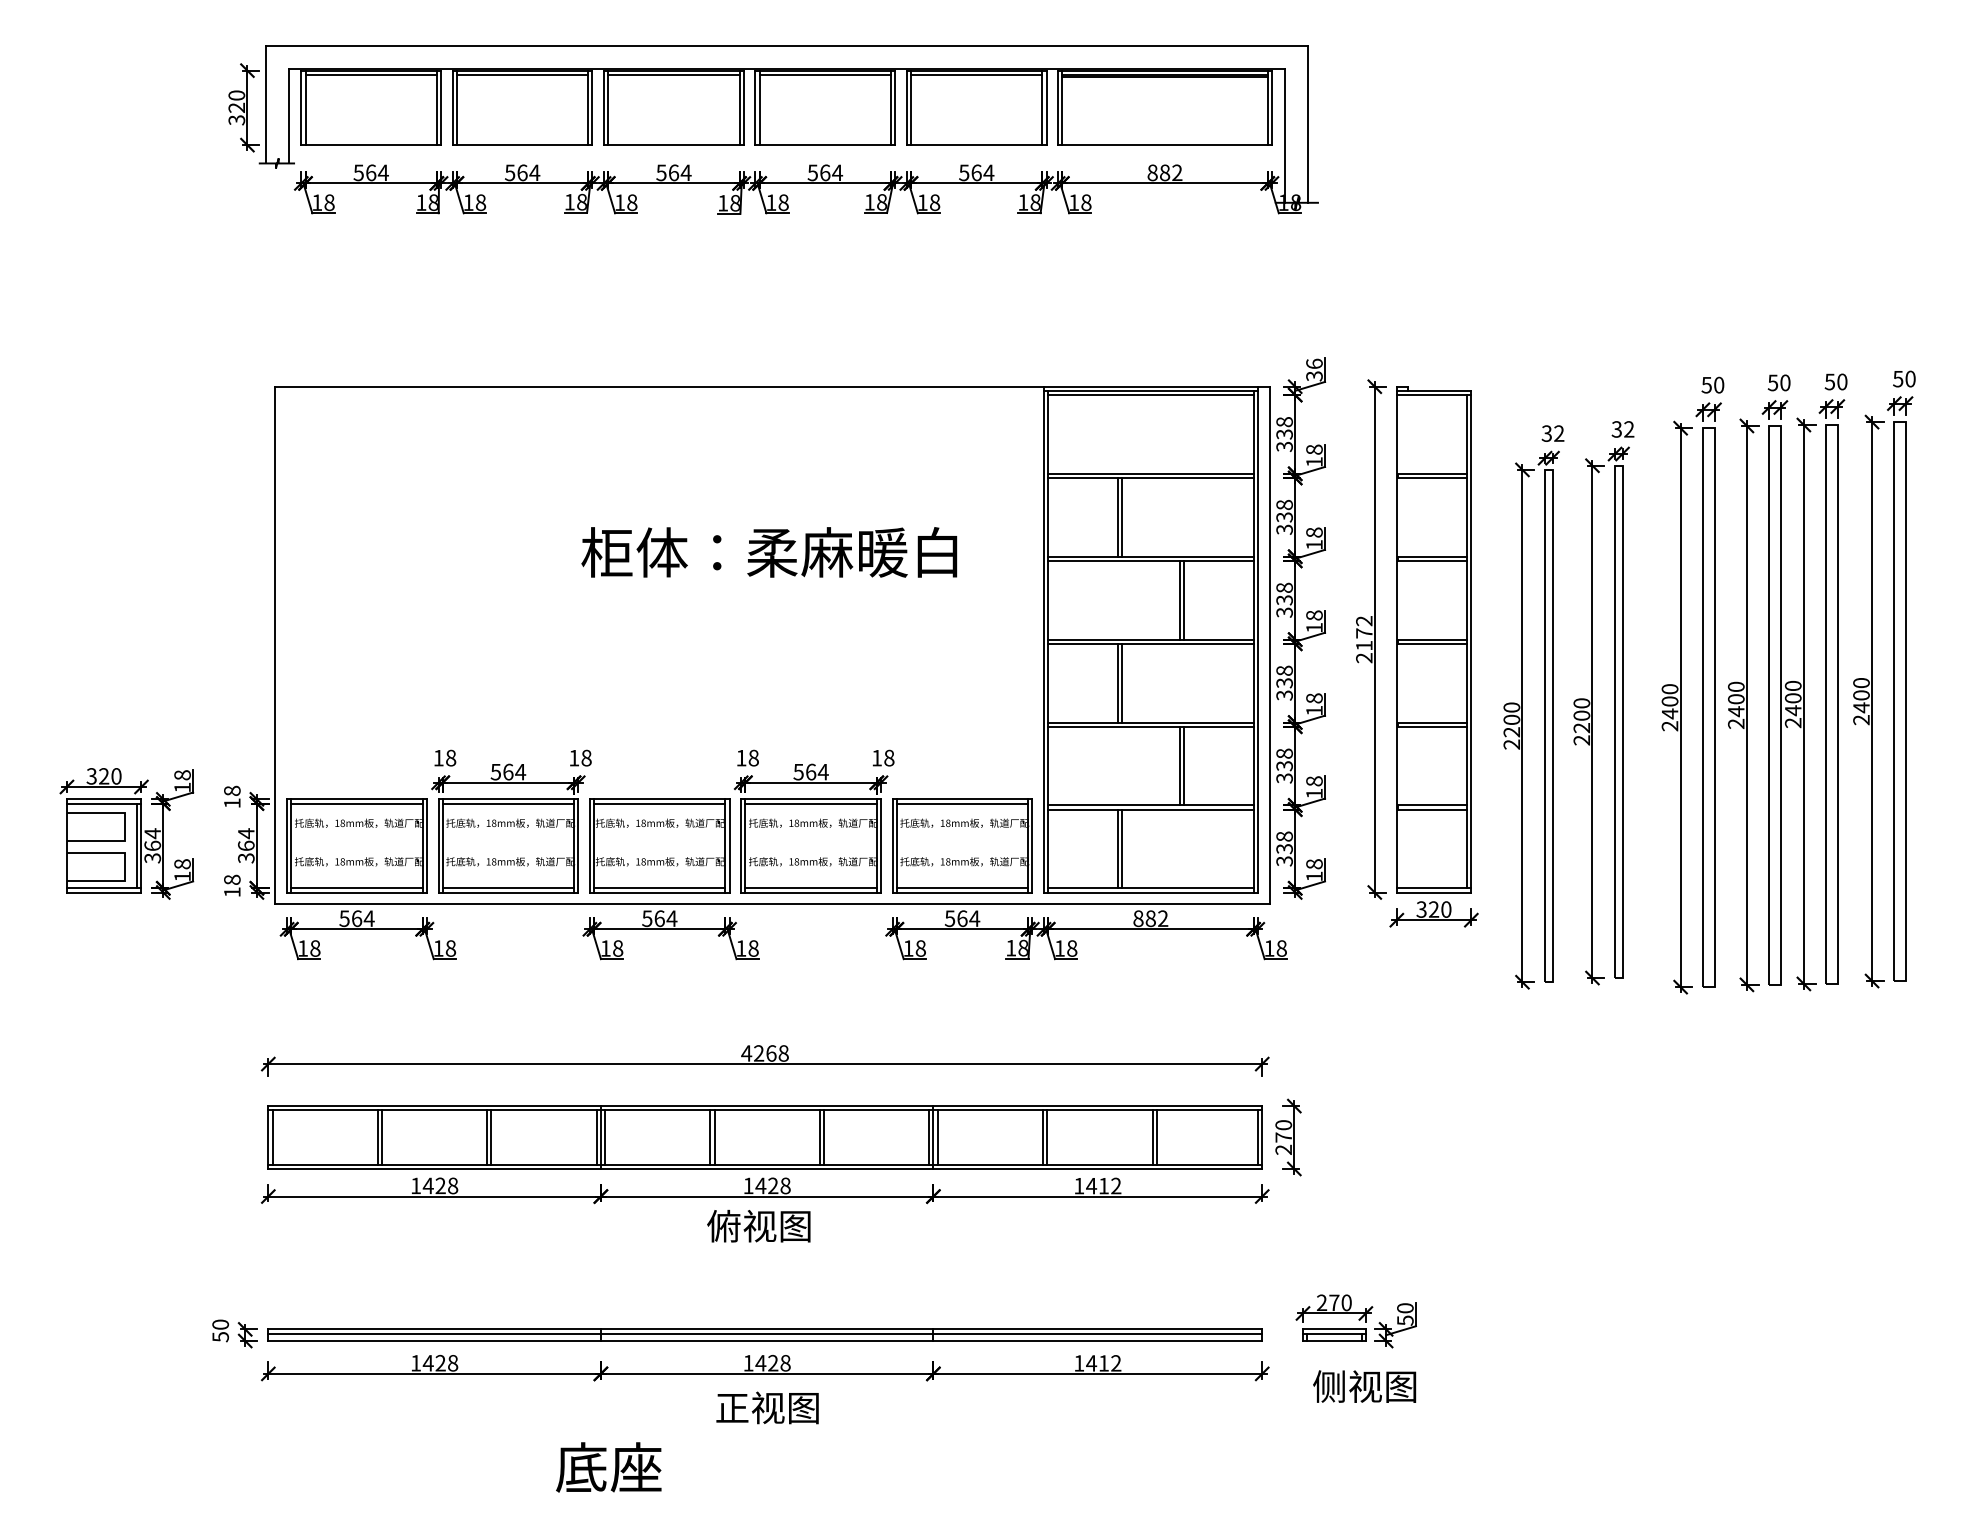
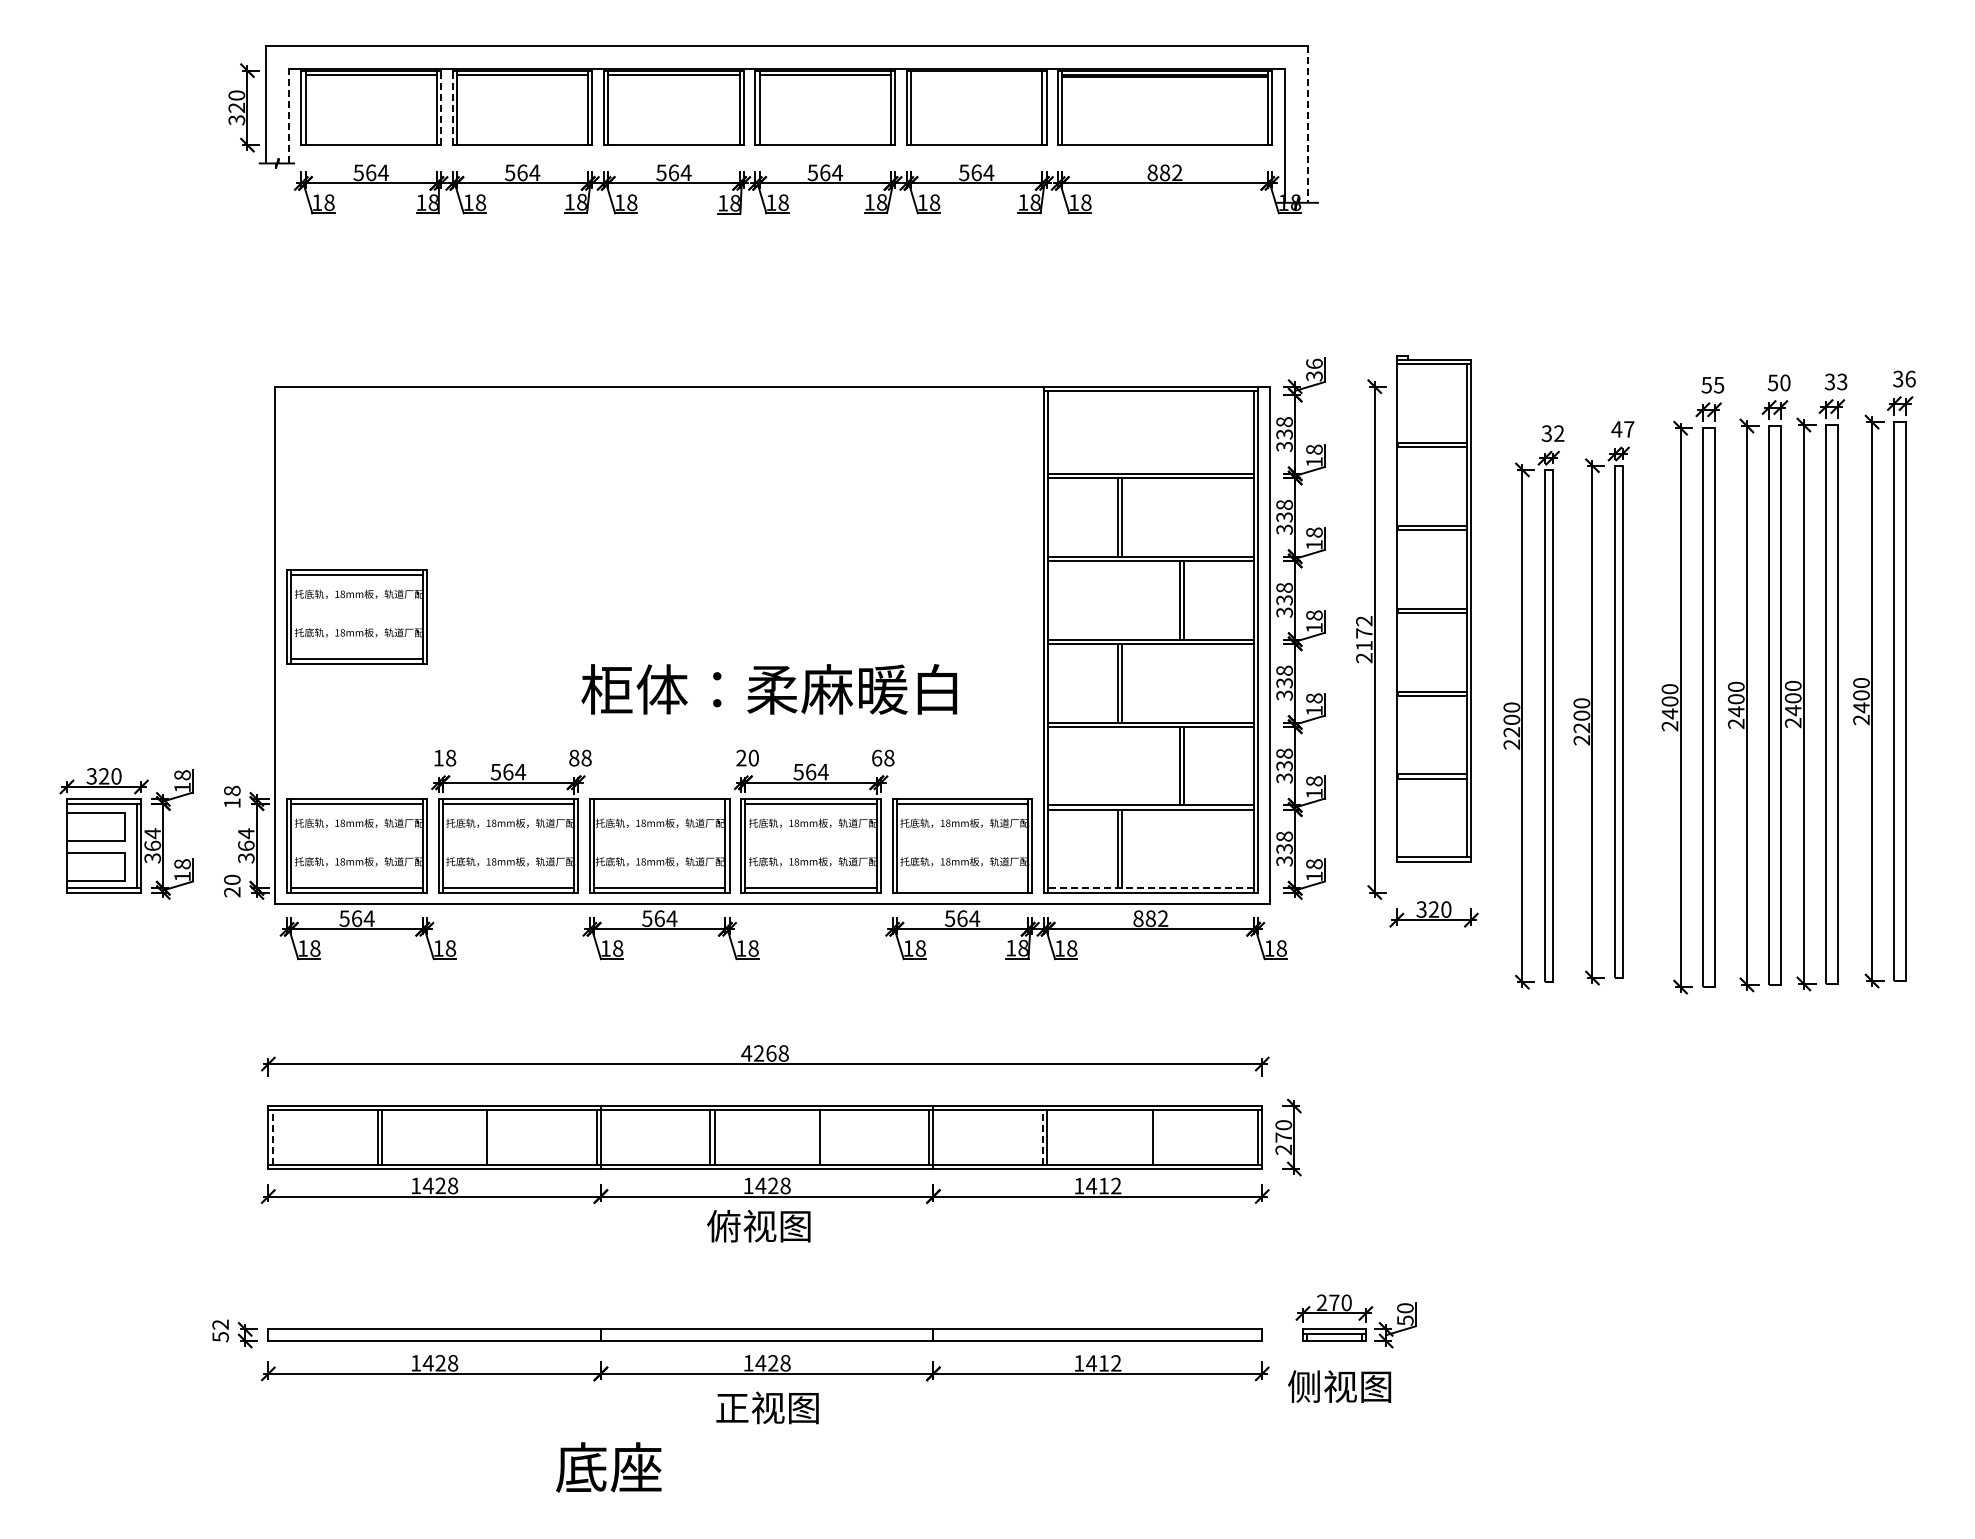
line: present -> none (976, 74)
line: solid -> dashed (441, 107)
line: solid -> dashed (452, 107)
line: solid -> dashed (289, 115)
line: solid -> dashed (1307, 124)
text: 50 -> 36 (1904, 378)
text: 50 -> 33 (1836, 381)
text: 50 -> 55 (1718, 384)
line: present -> none (1150, 395)
text: 32 -> 47 (1622, 429)
text position: (769, 552) -> (769, 689) (769, 689)
part: none -> present (356, 616)
part position: (1433, 639) -> (1433, 608) (1433, 608)
text: 18 -> 88 (574, 757)
text: 18 -> 20 (747, 757)
text: 18 -> 68 (877, 757)
line: present -> none (659, 803)
text: 18 -> 20 (232, 885)
line: present -> none (962, 888)
line: solid -> dashed (1150, 888)
line: solid -> dashed (272, 1137)
line: present -> none (491, 1137)
line: present -> none (605, 1137)
line: present -> none (823, 1137)
line: present -> none (937, 1137)
line: solid -> dashed (1042, 1137)
line: present -> none (1156, 1137)
text: 50 -> 52 (220, 1324)
line: present -> none (765, 1333)
text position: (1364, 1386) -> (1339, 1386) (1339, 1386)
